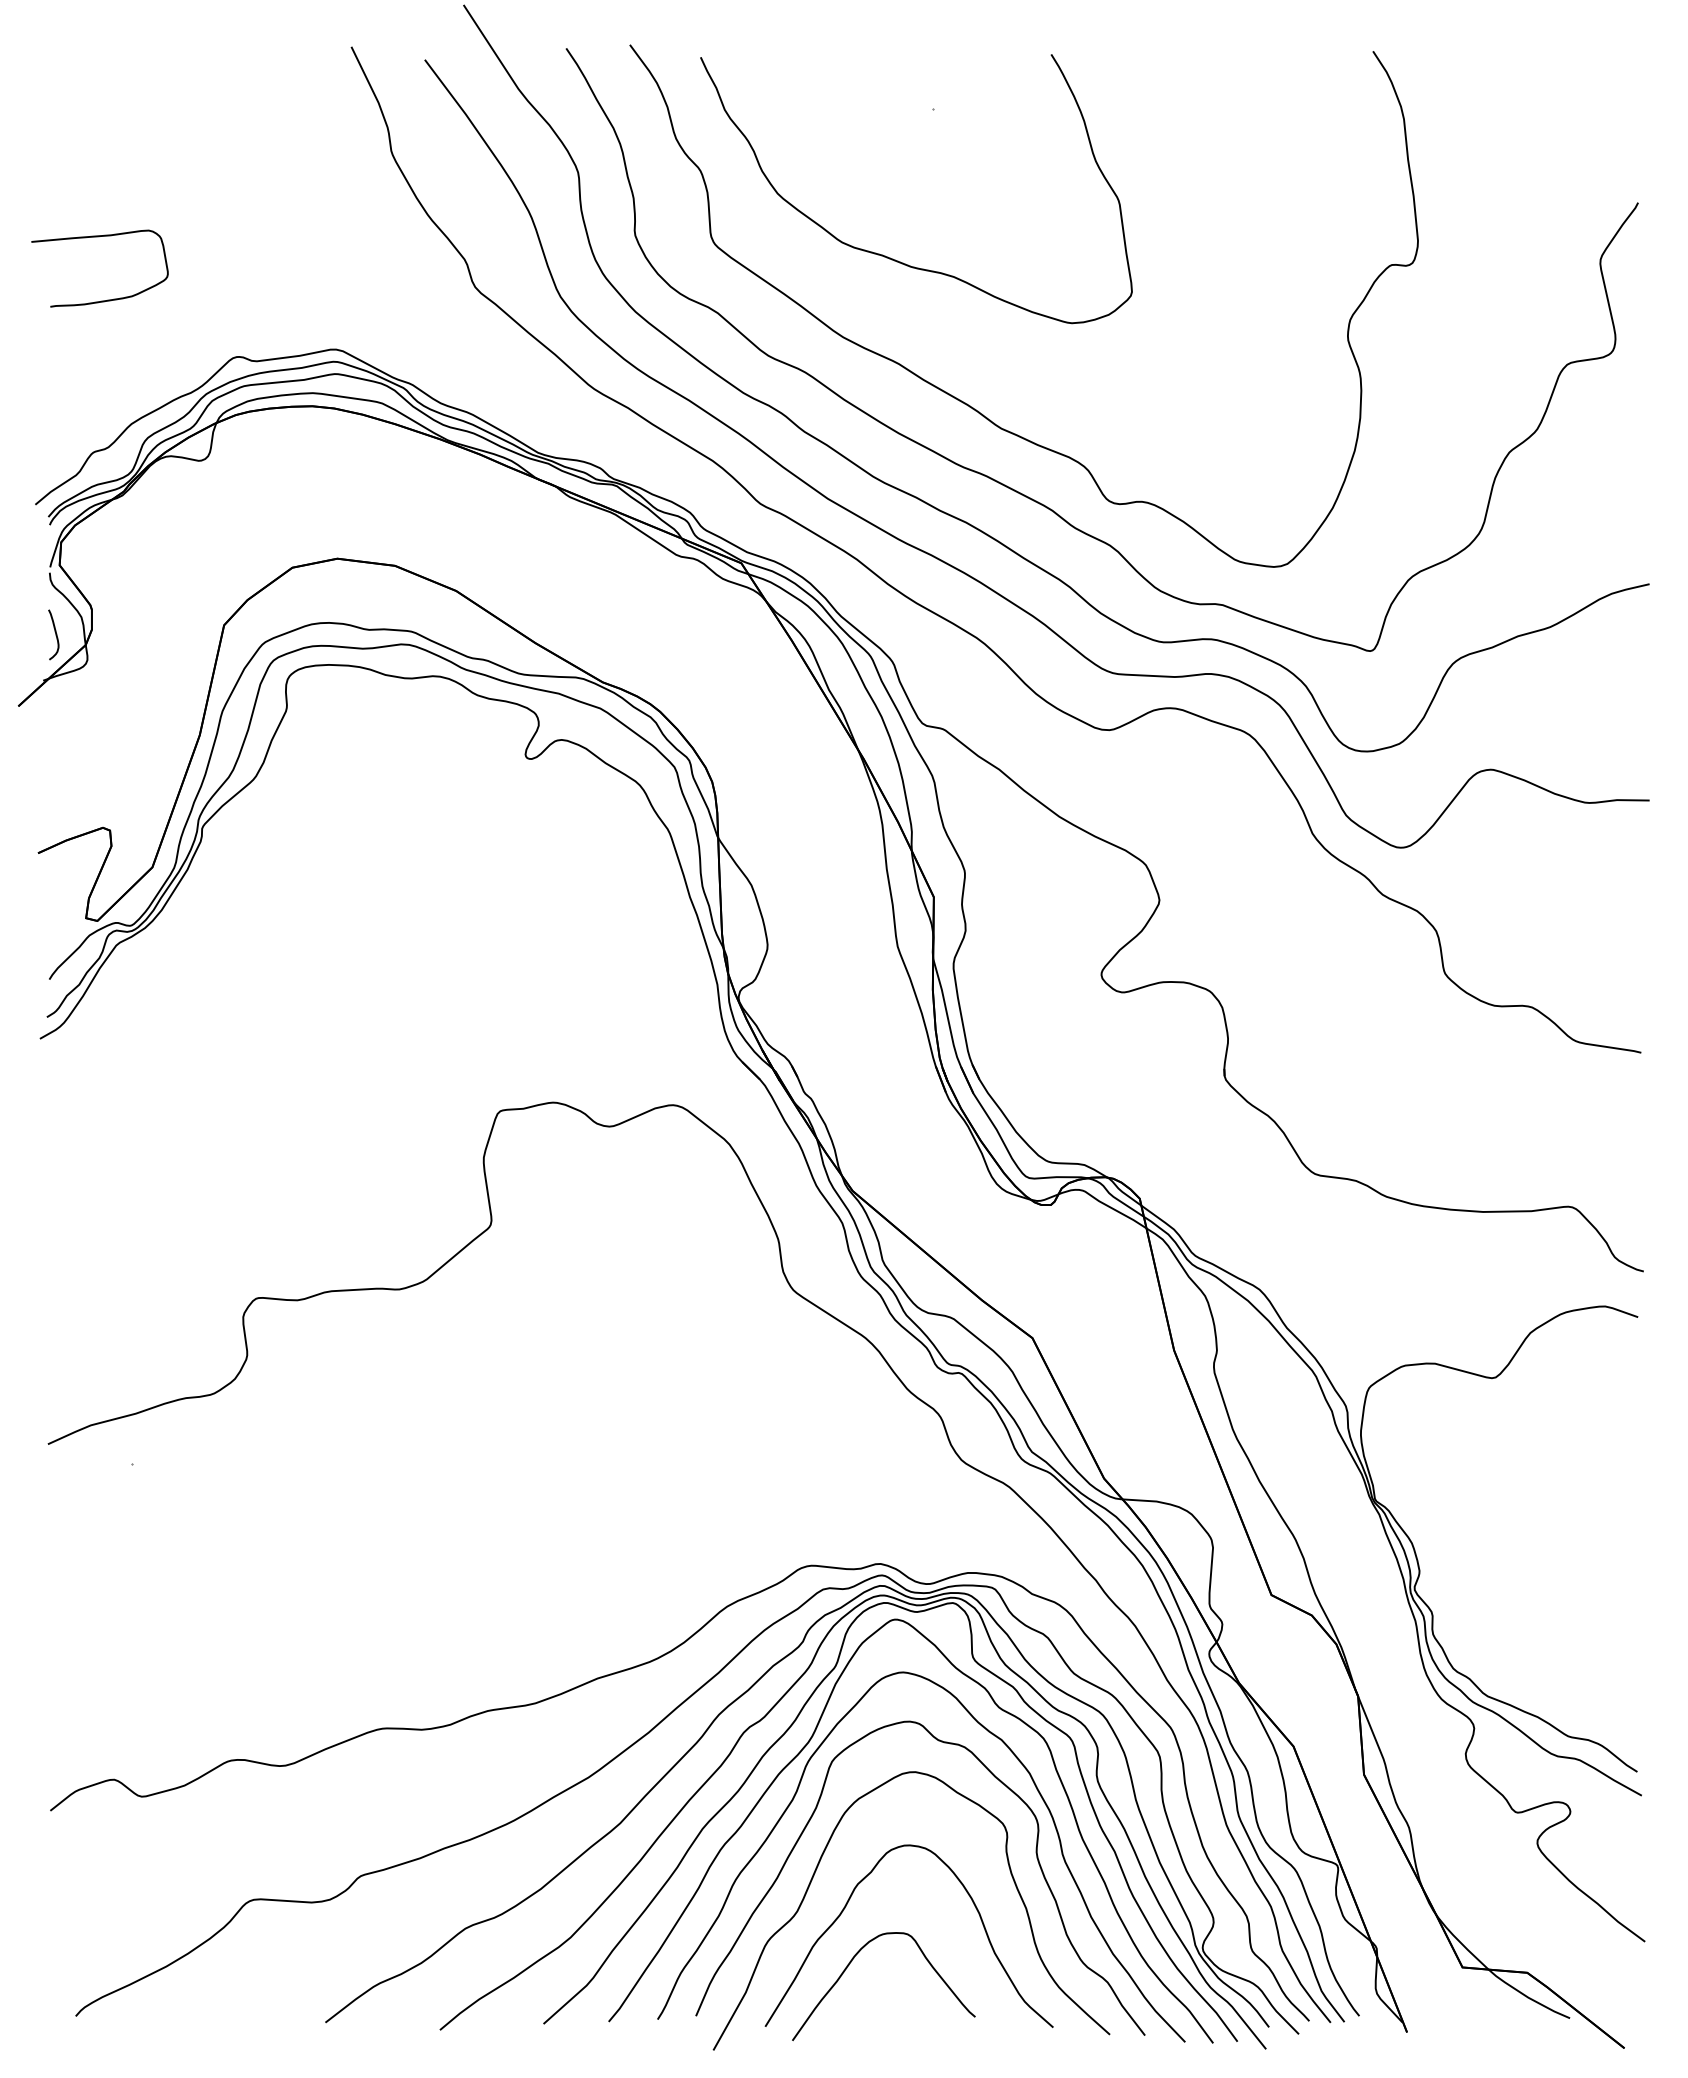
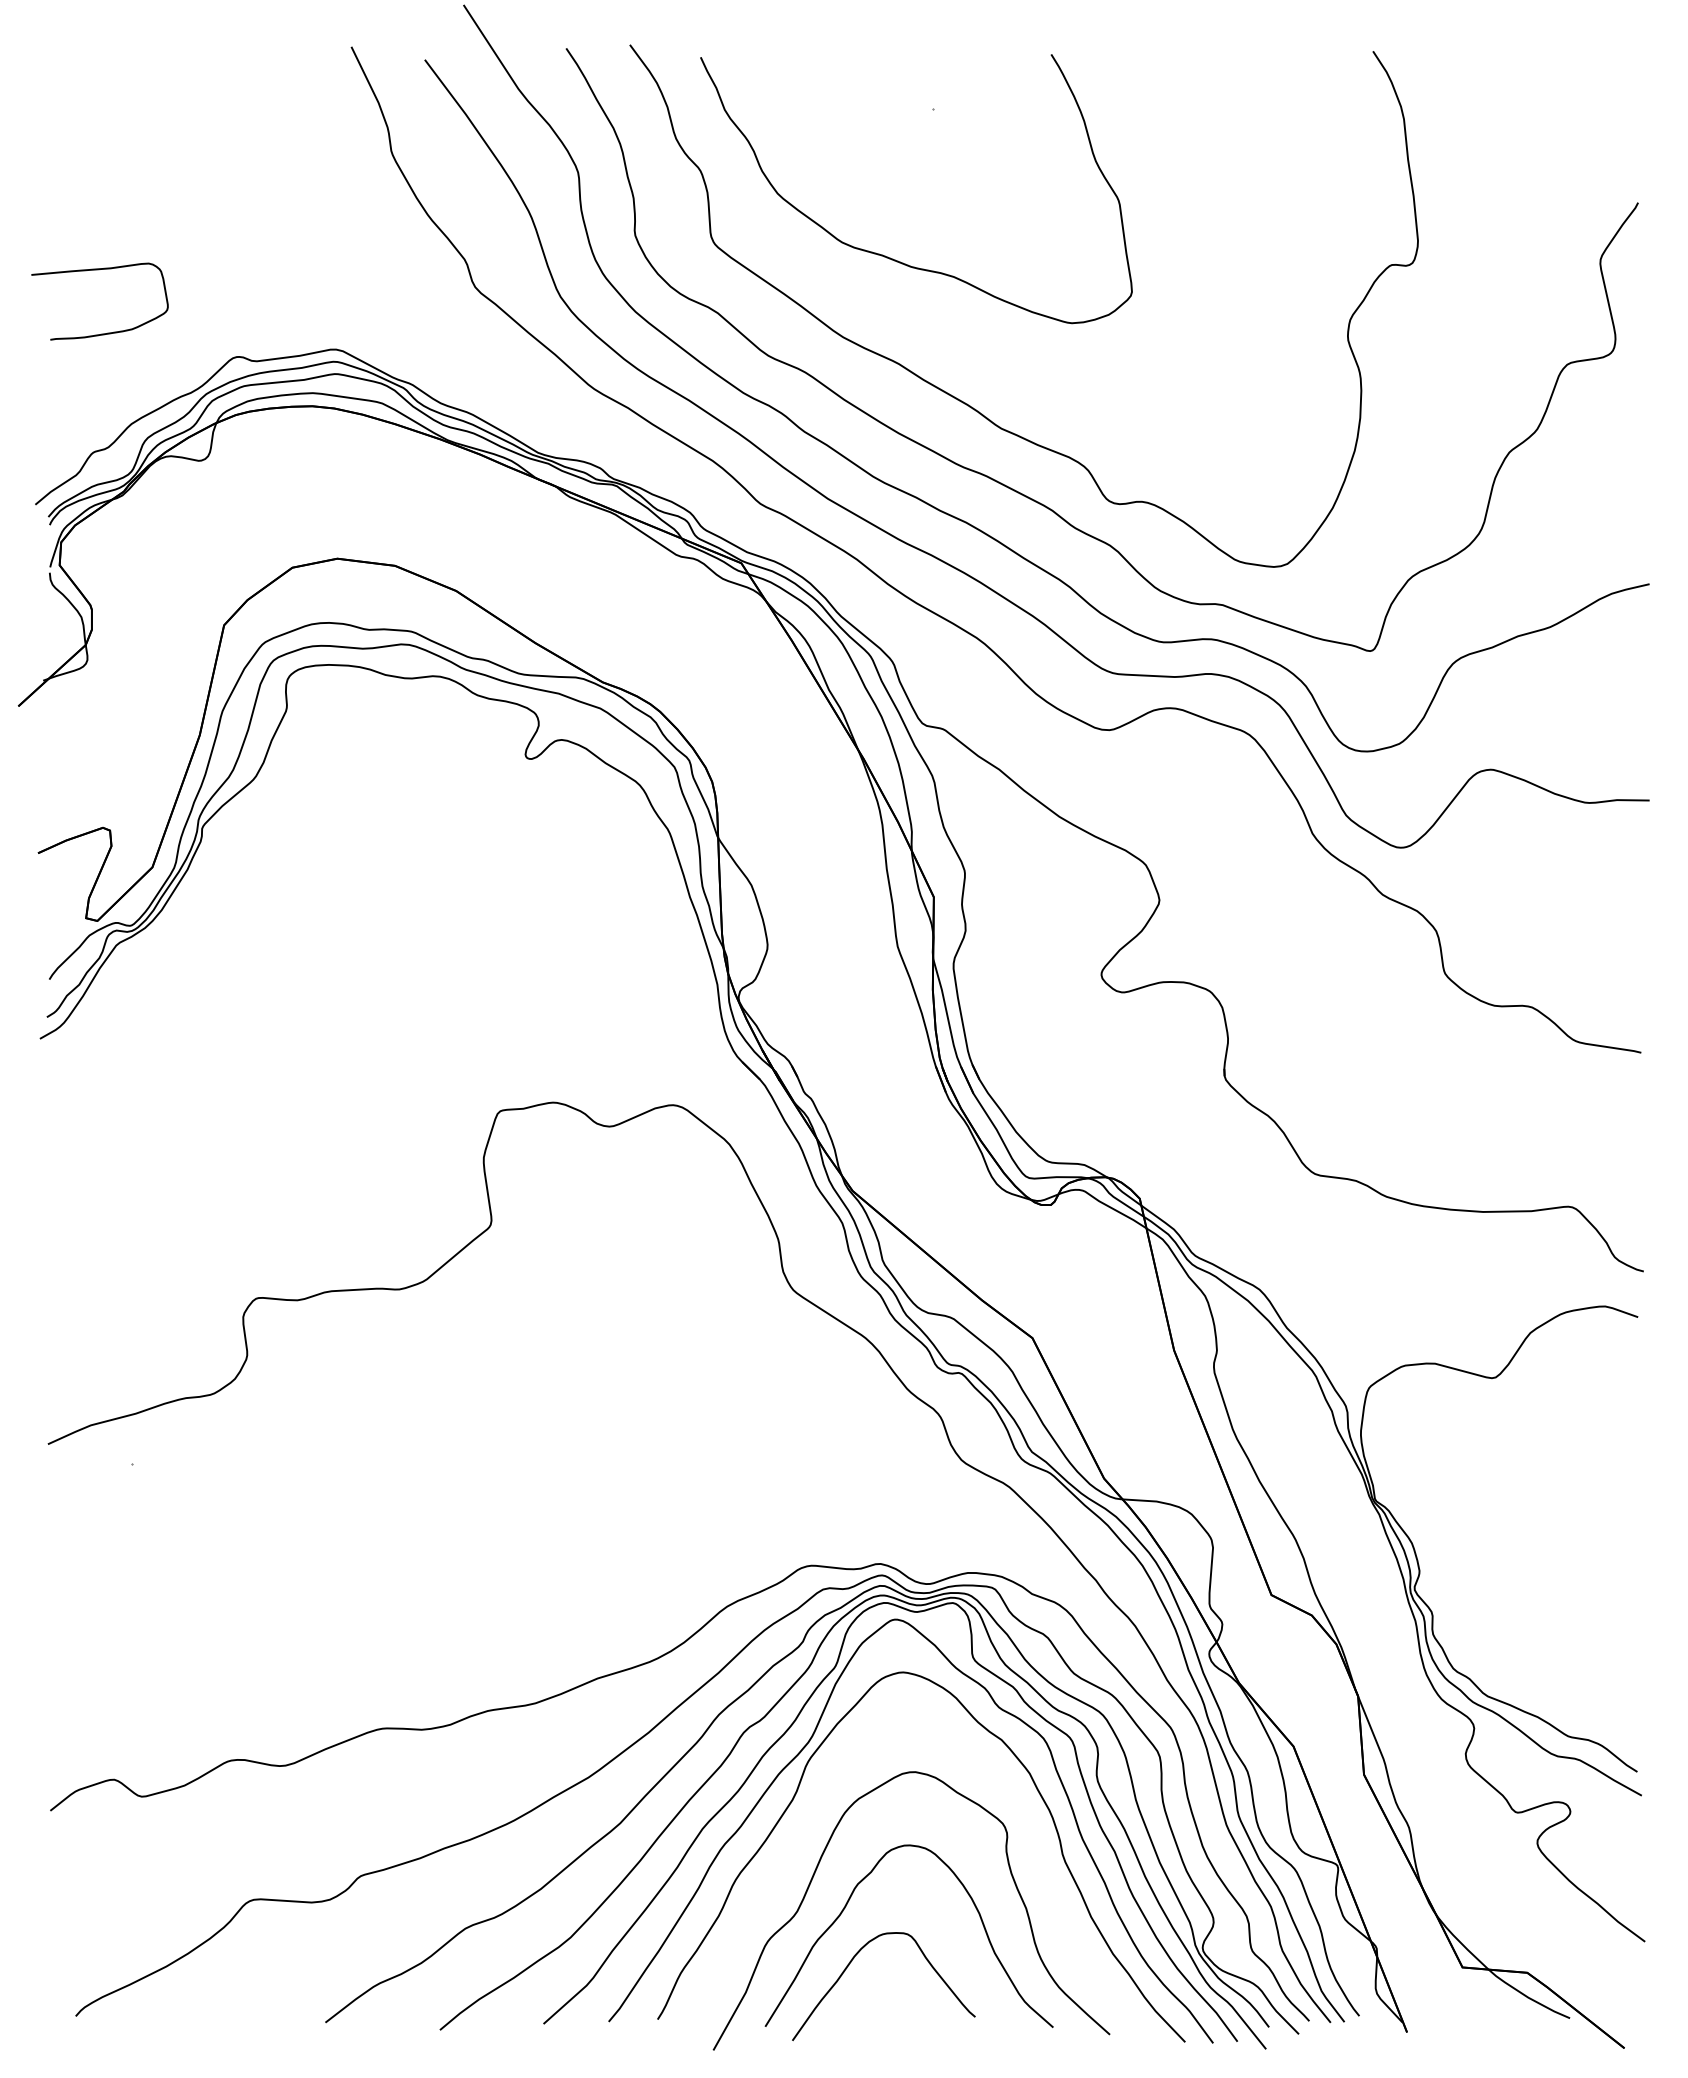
curve position: (99, 237) -> (99, 270) (99, 270)
curve: present -> none (55, 634)
curve: present -> none (1035, 1853)
